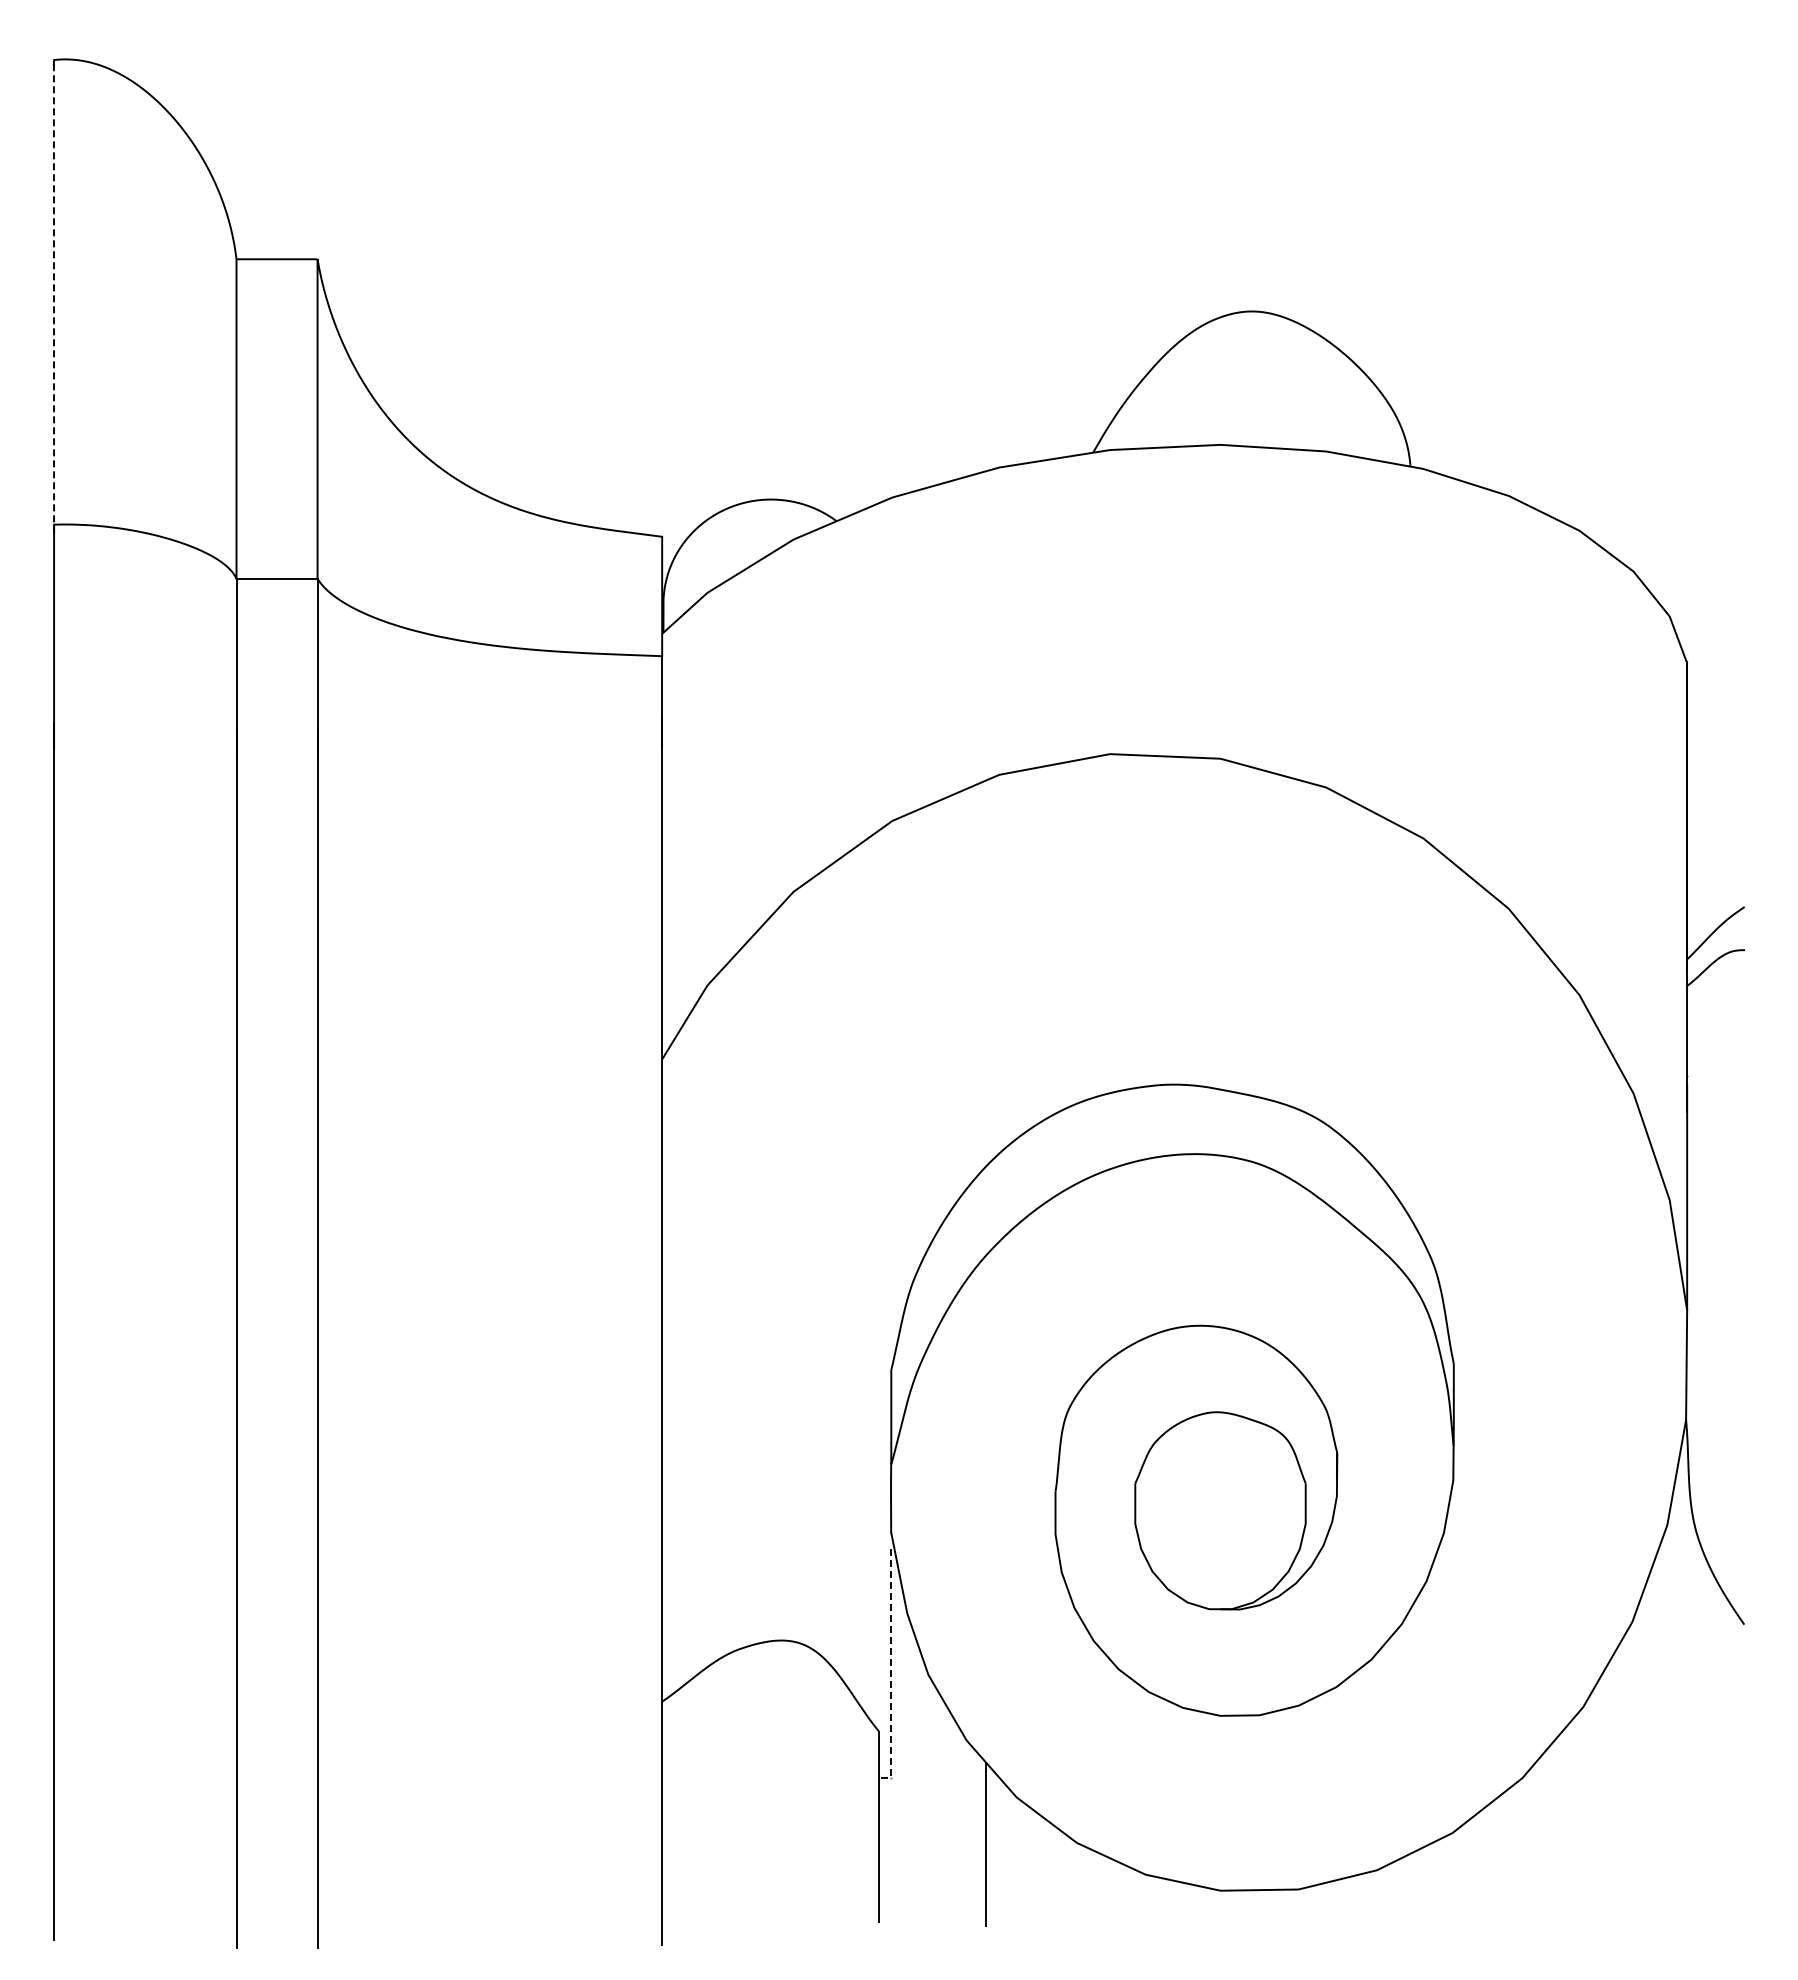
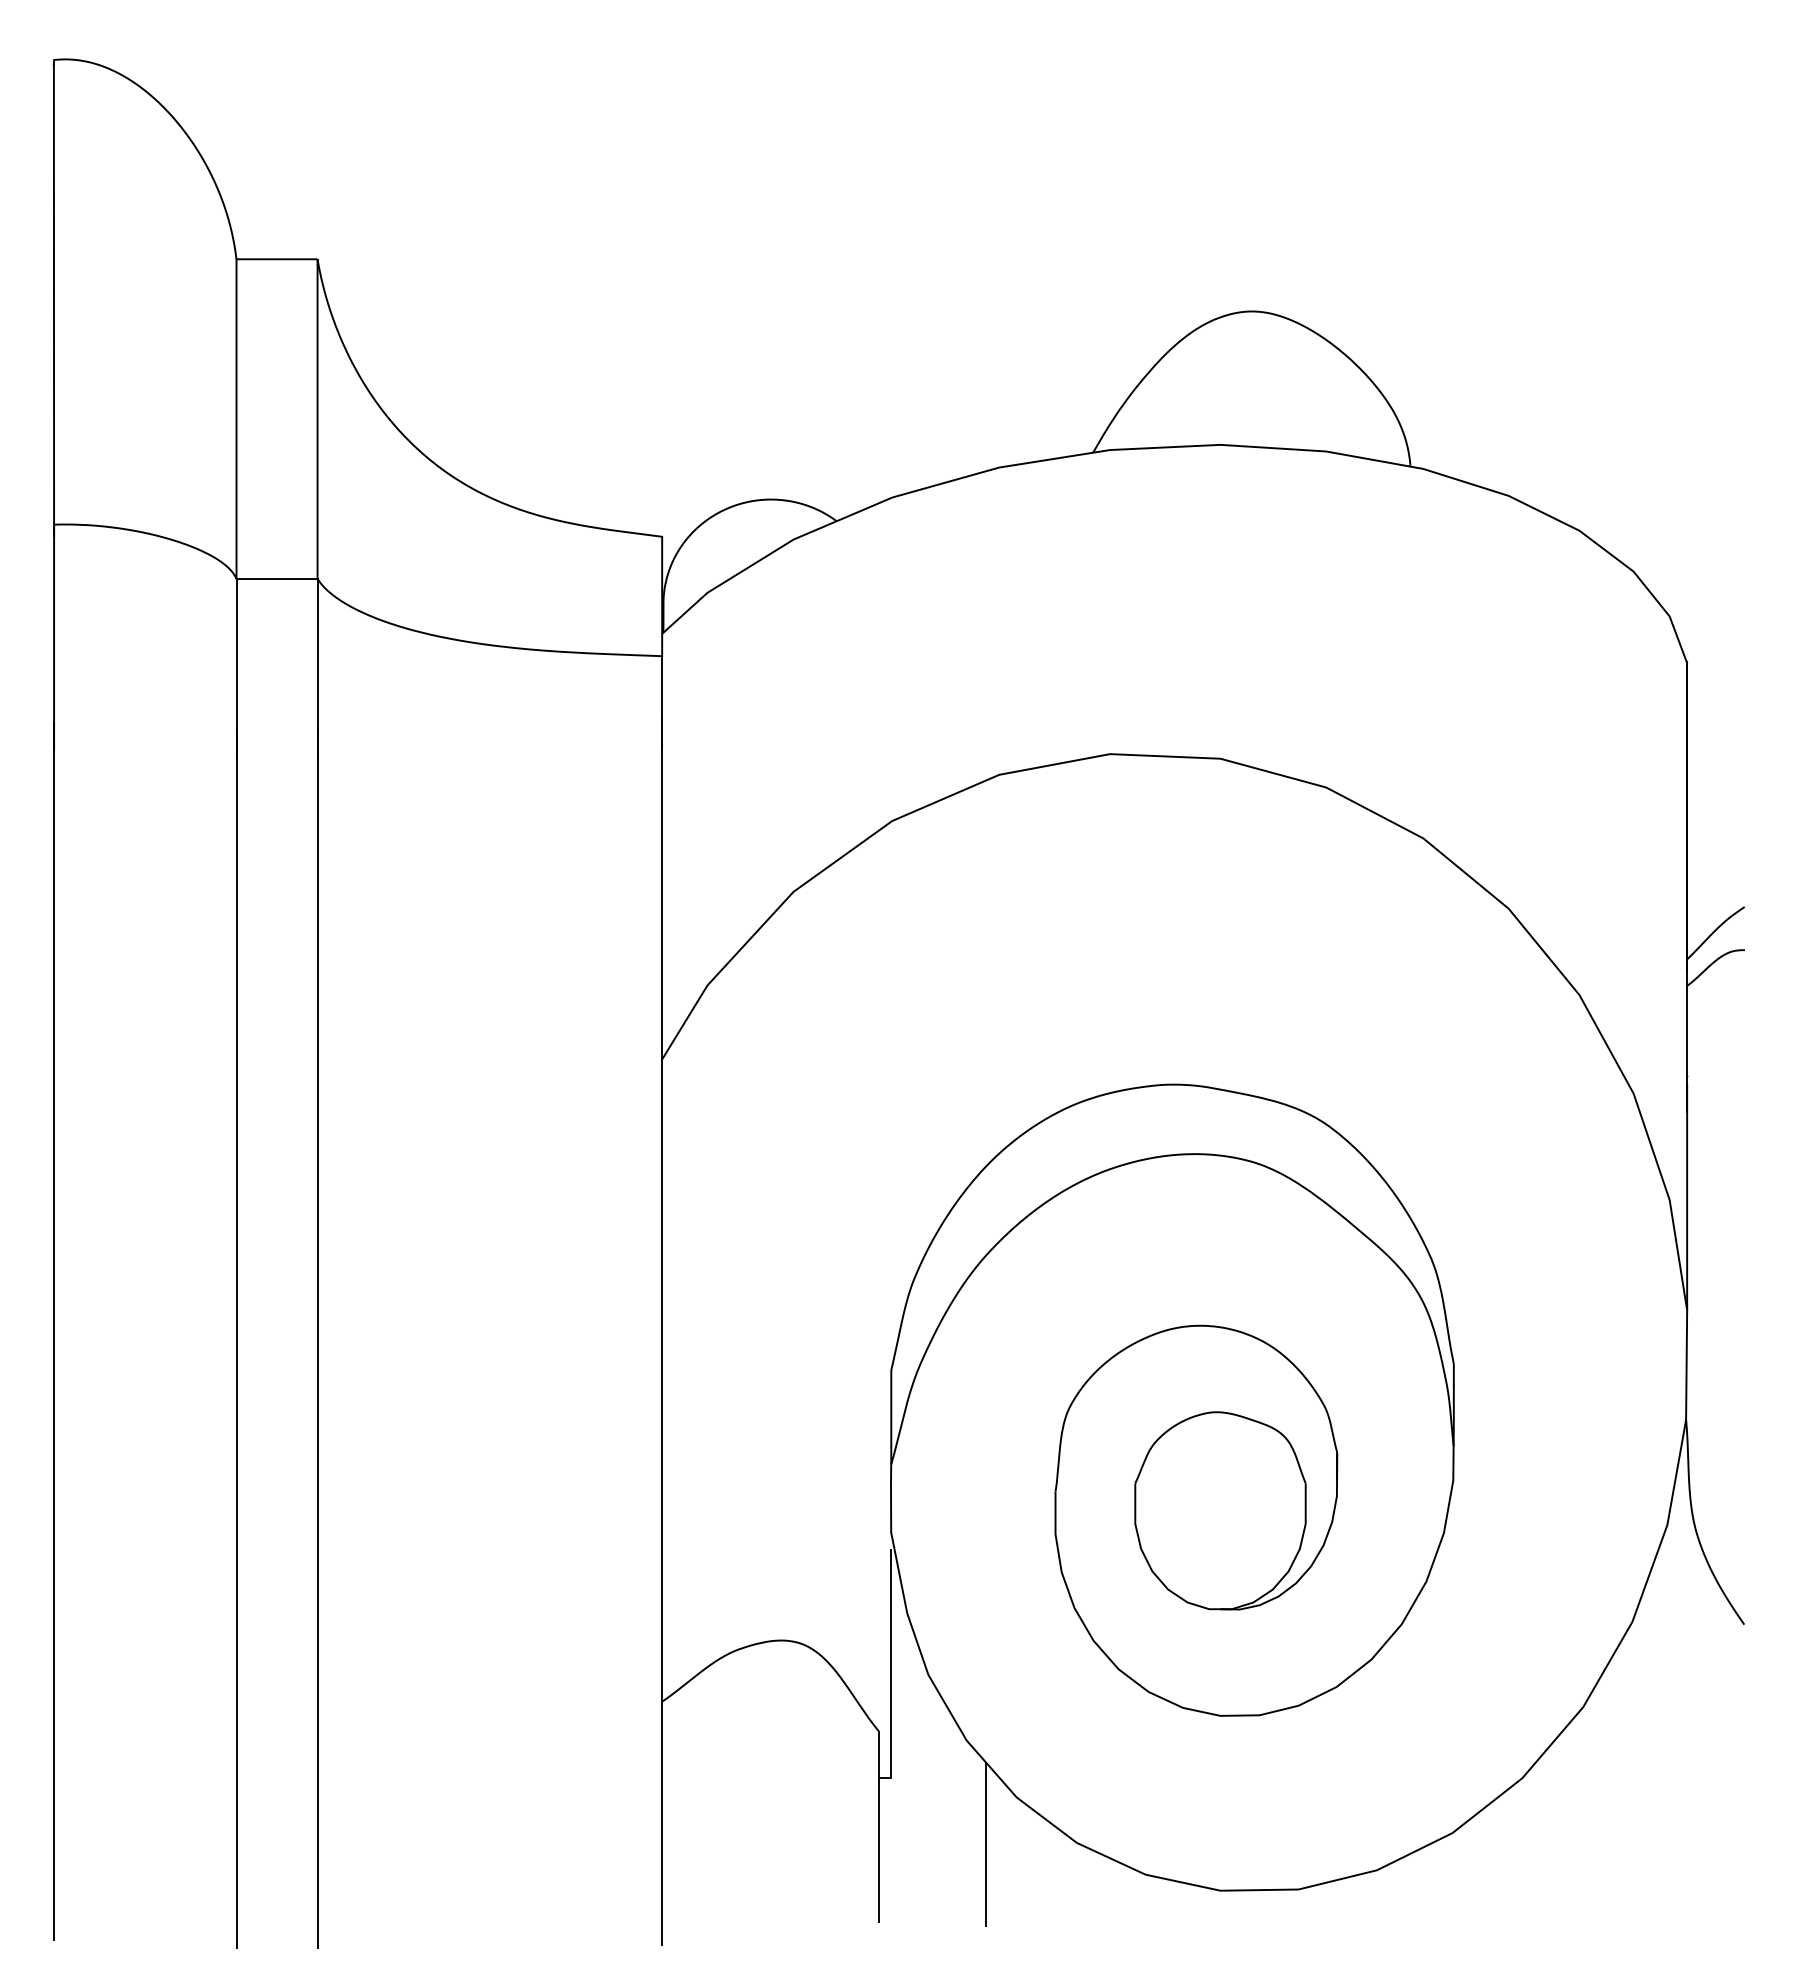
line: dashed -> solid (54, 301)
line: dashed -> solid (890, 1670)
